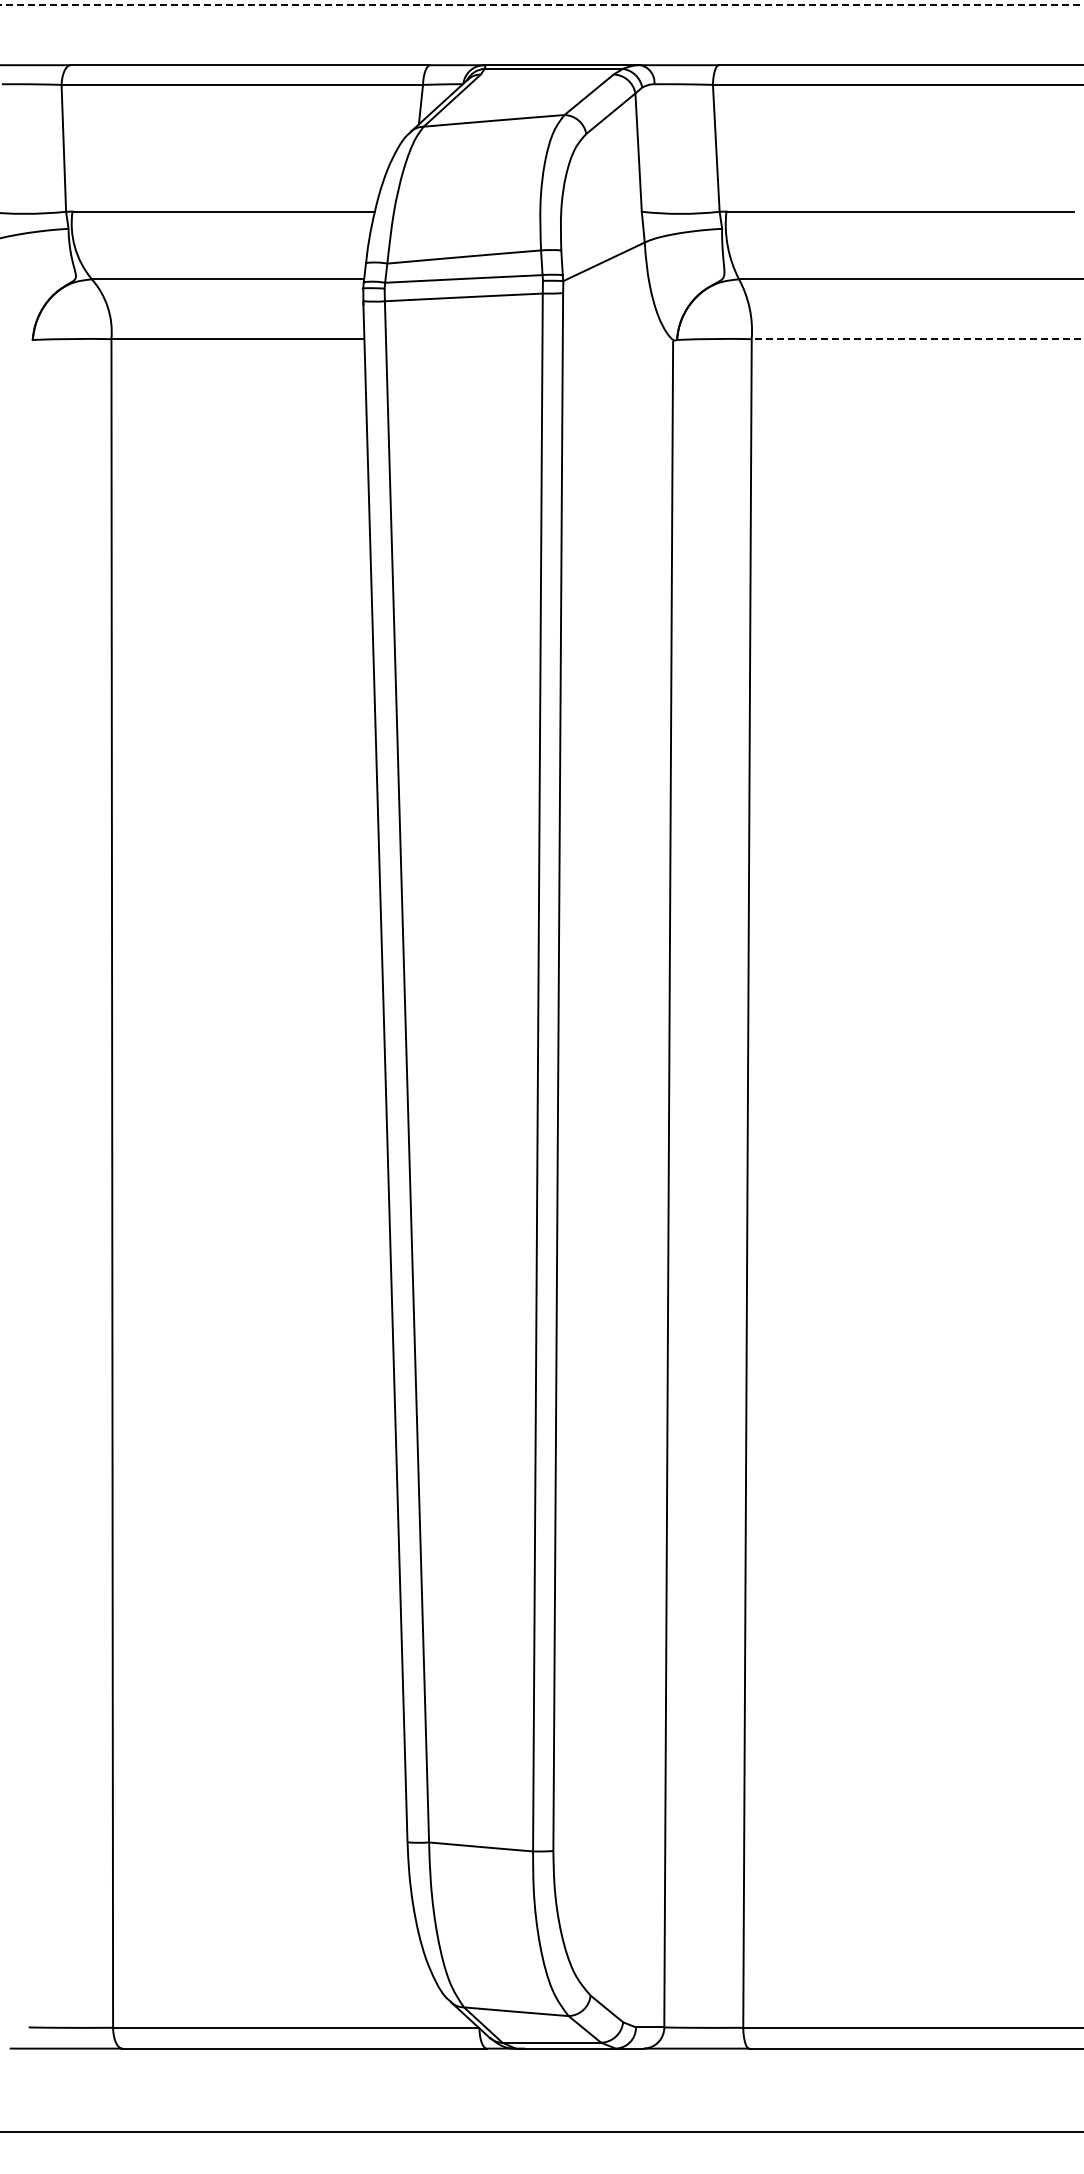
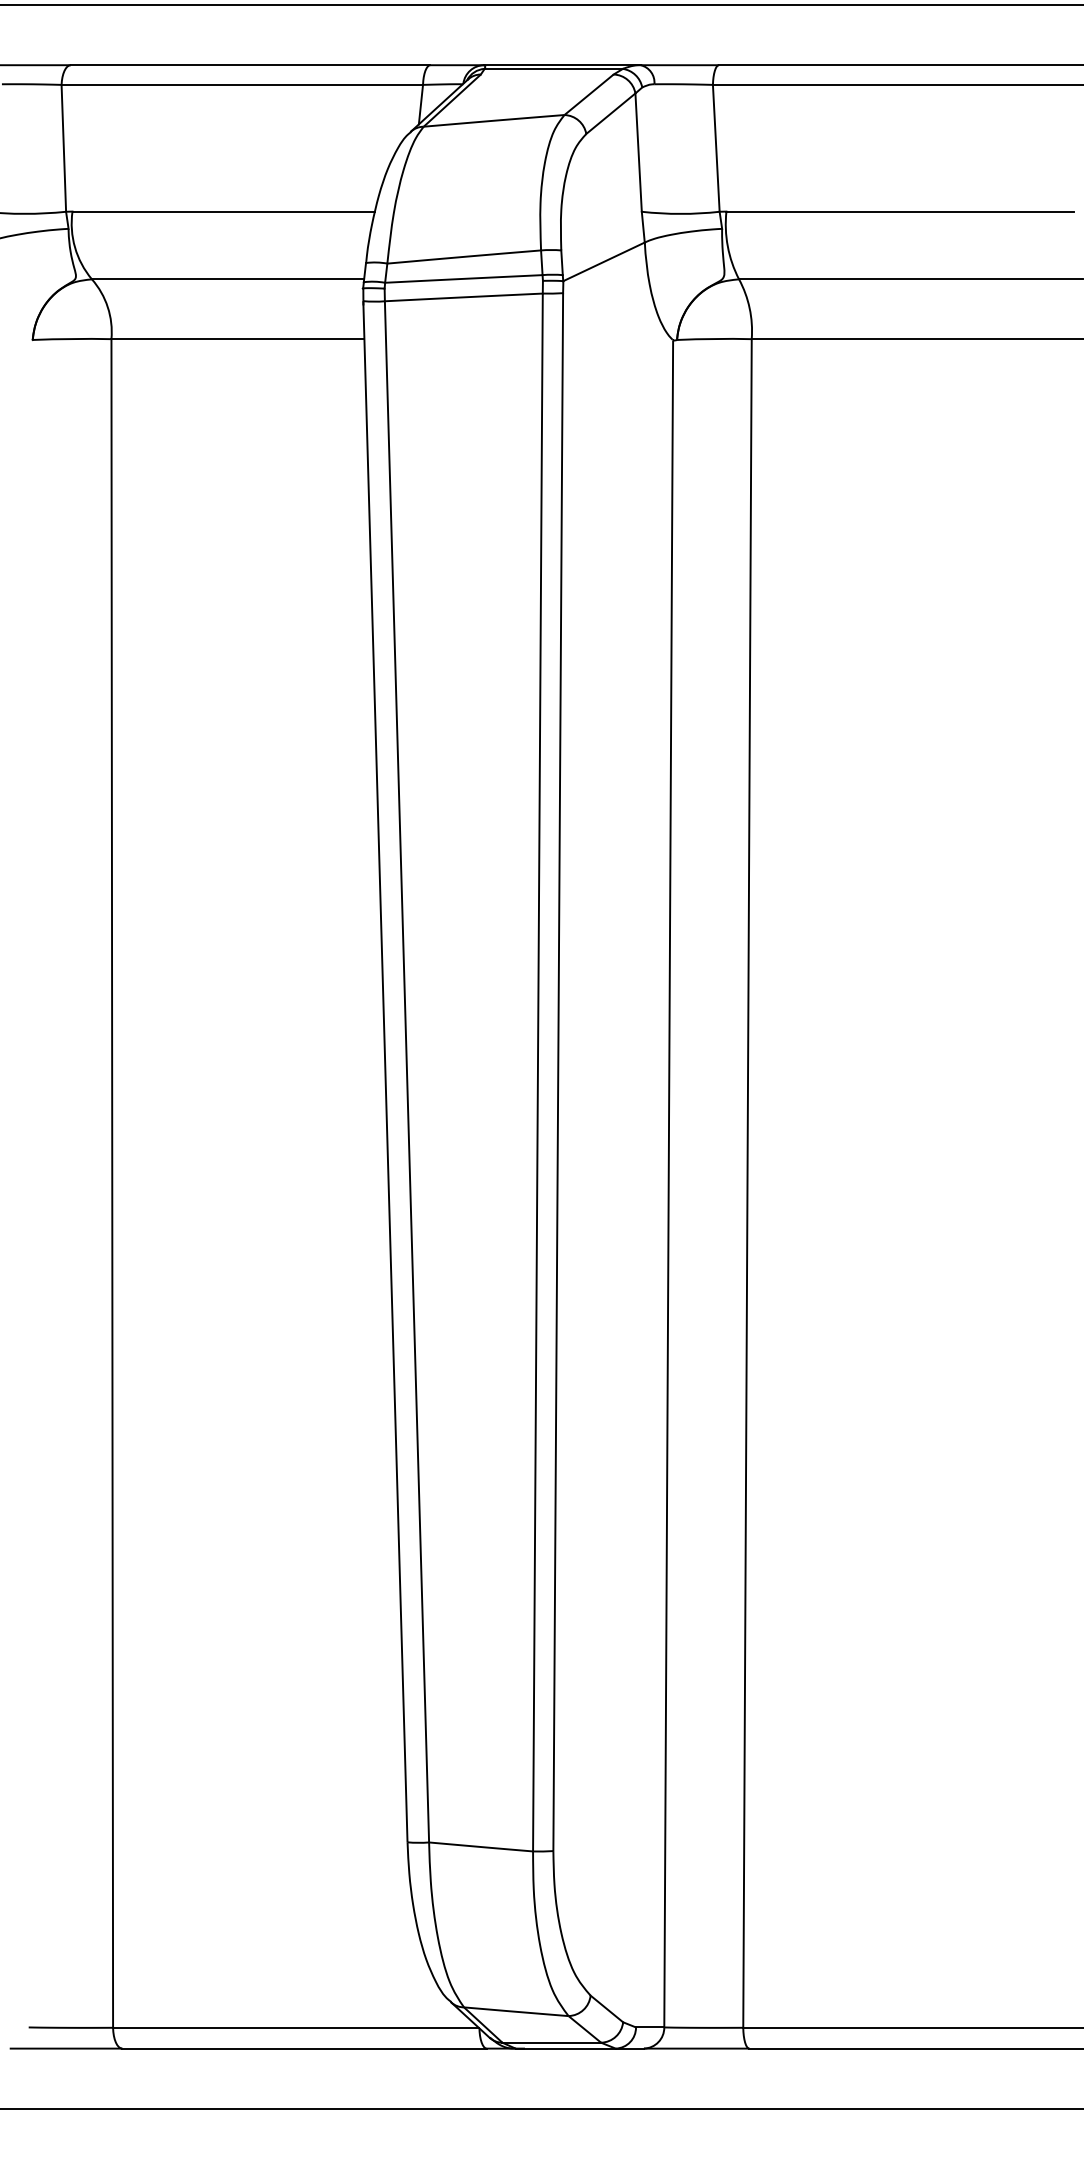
line: dashed -> solid (542, 5)
line: dashed -> solid (917, 339)
line position: (541, 2131) -> (541, 2108) (541, 2108)
